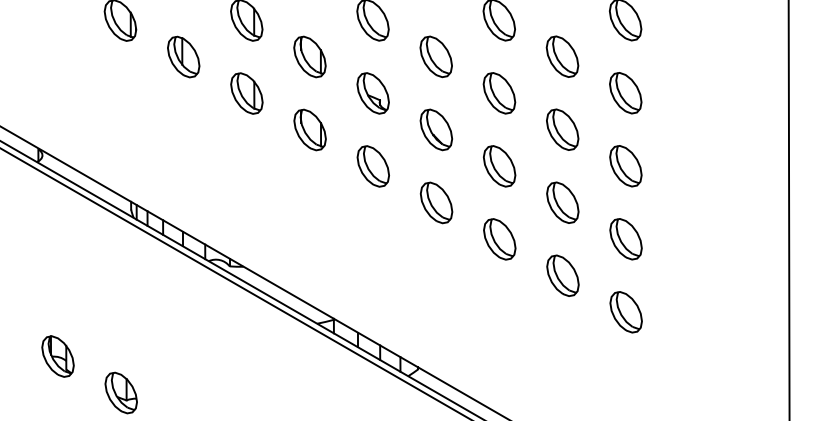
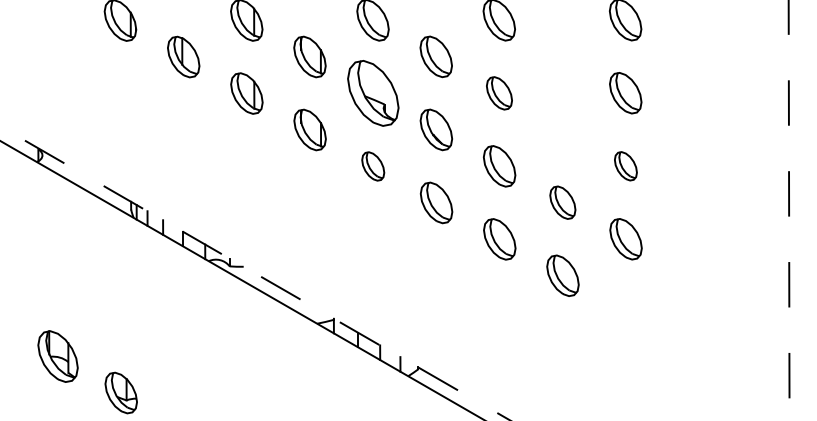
part: present -> none (562, 56)
part size: 34x43 px -> 53x67 px (373, 93)
part size: 35x43 px -> 27x35 px (499, 93)
part: present -> none (562, 129)
part size: 34x43 px -> 25x31 px (373, 166)
part size: 34x43 px -> 24x31 px (625, 166)
part size: 34x43 px -> 28x35 px (562, 202)
line: solid -> dashed (789, 210)
line: solid -> dashed (256, 274)
line: present -> none (234, 283)
part: present -> none (625, 312)
part size: 34x43 px -> 42x53 px (57, 356)
